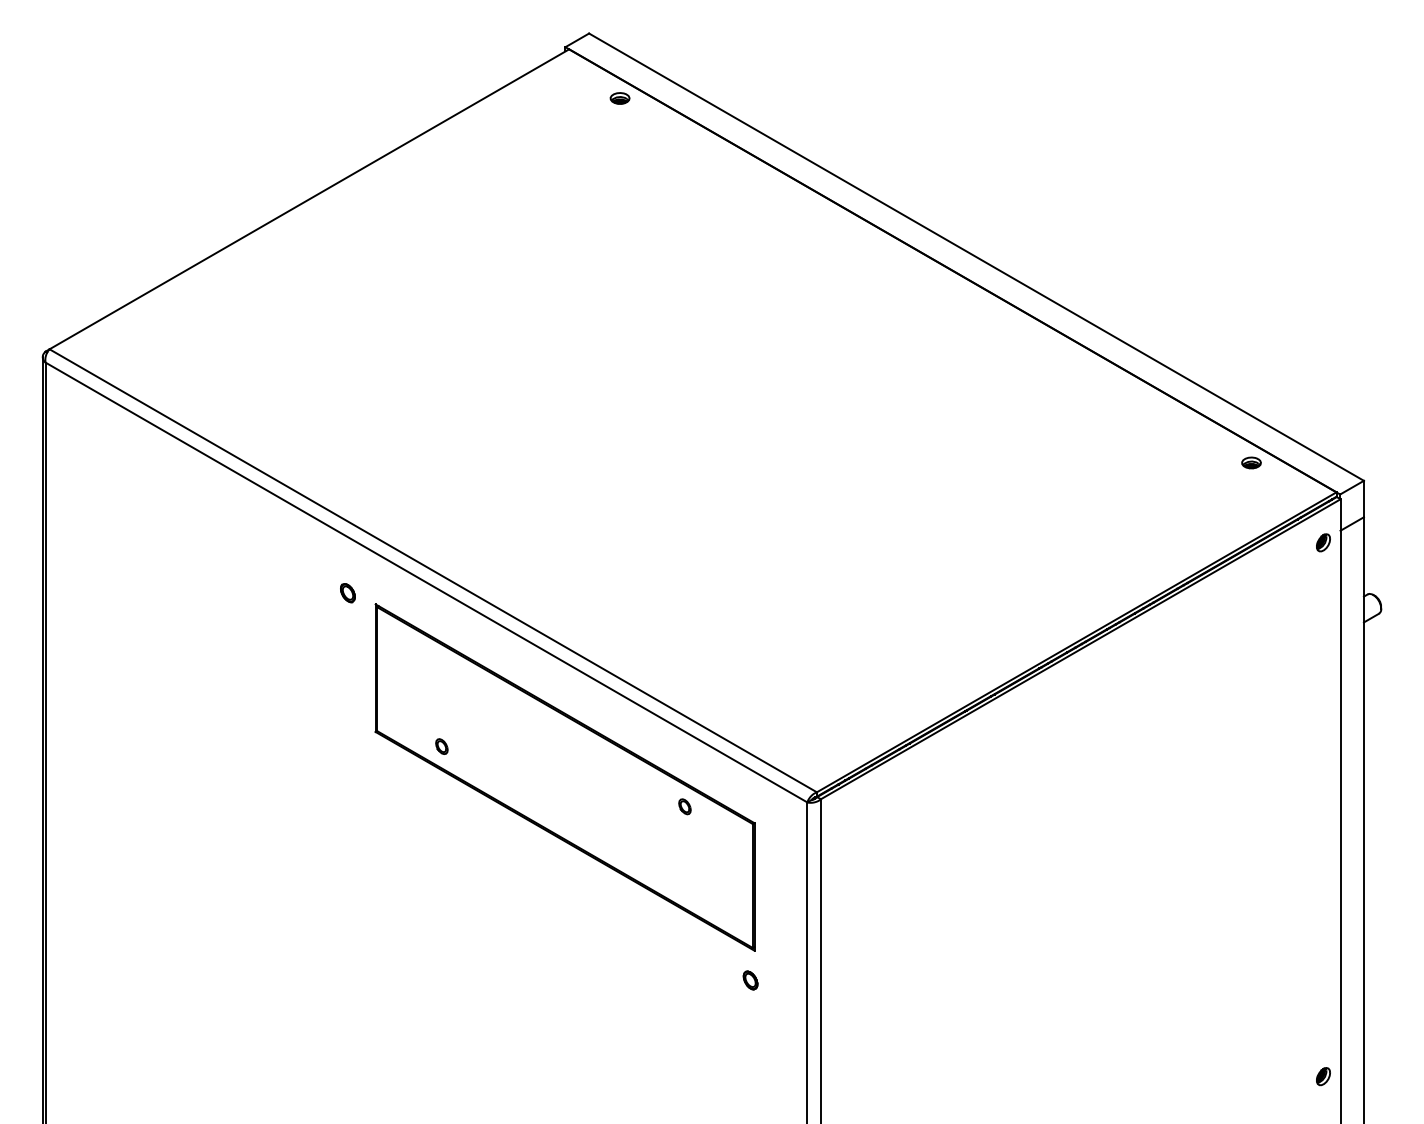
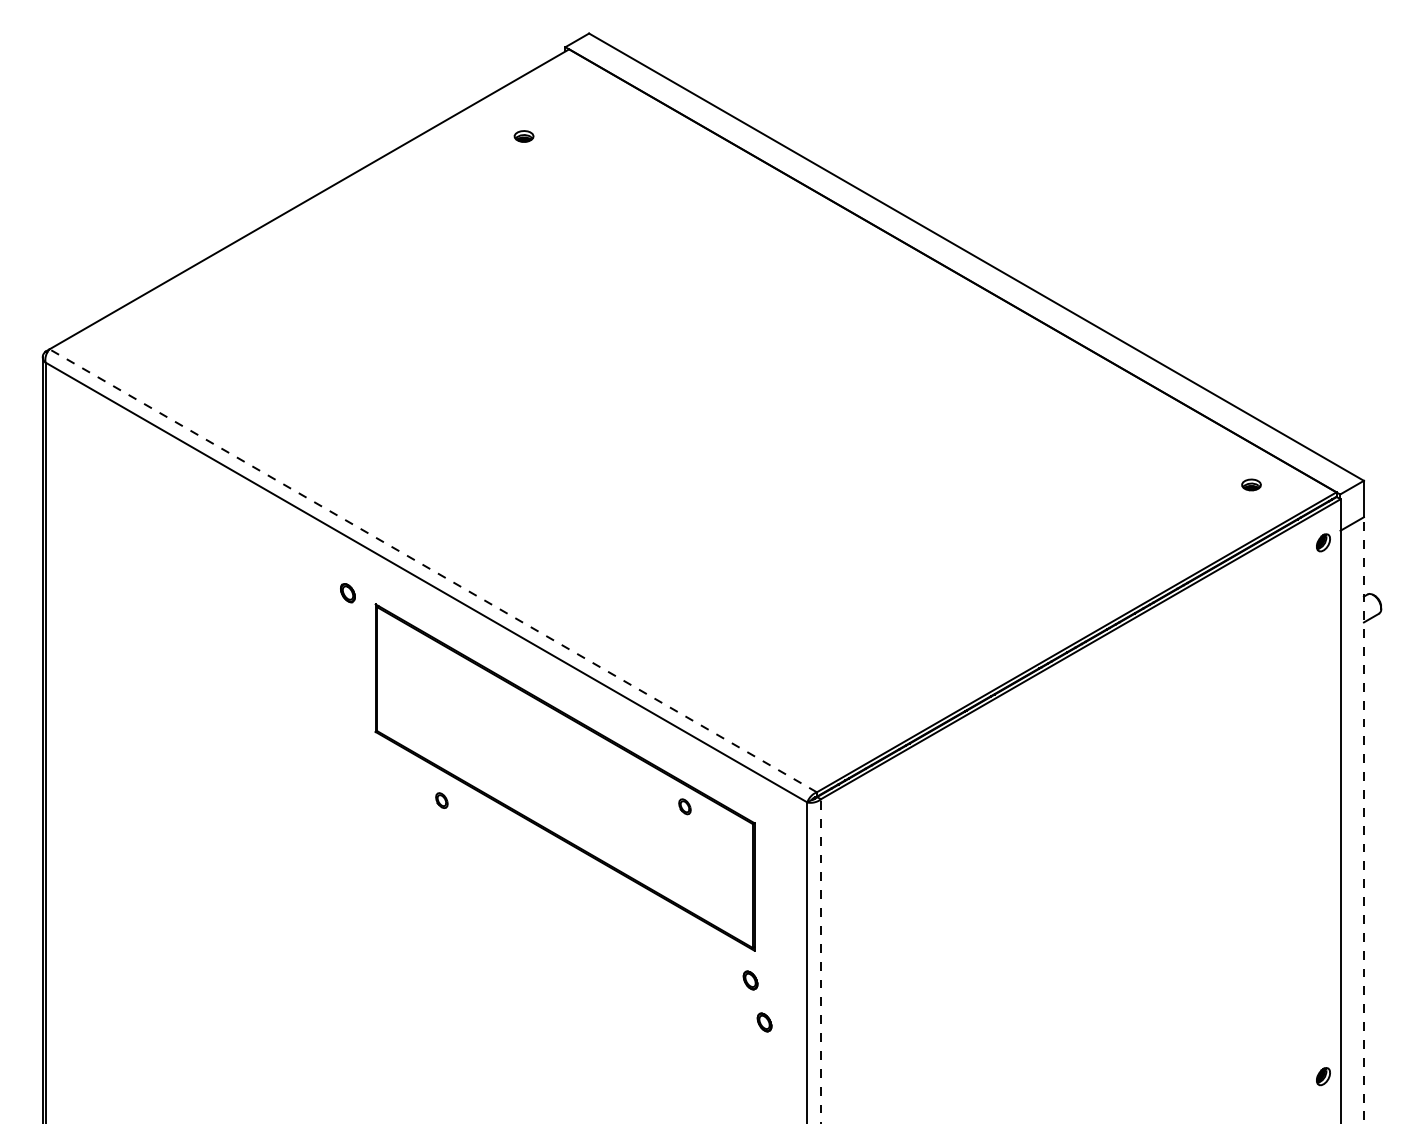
part position: (619, 98) -> (523, 136) (523, 136)
part position: (1251, 462) -> (1251, 484) (1251, 484)
line: solid -> dashed (432, 570)
part position: (441, 746) -> (441, 800) (441, 800)
line: solid -> dashed (1363, 820)
line: solid -> dashed (820, 961)
part: none -> present (764, 1022)
